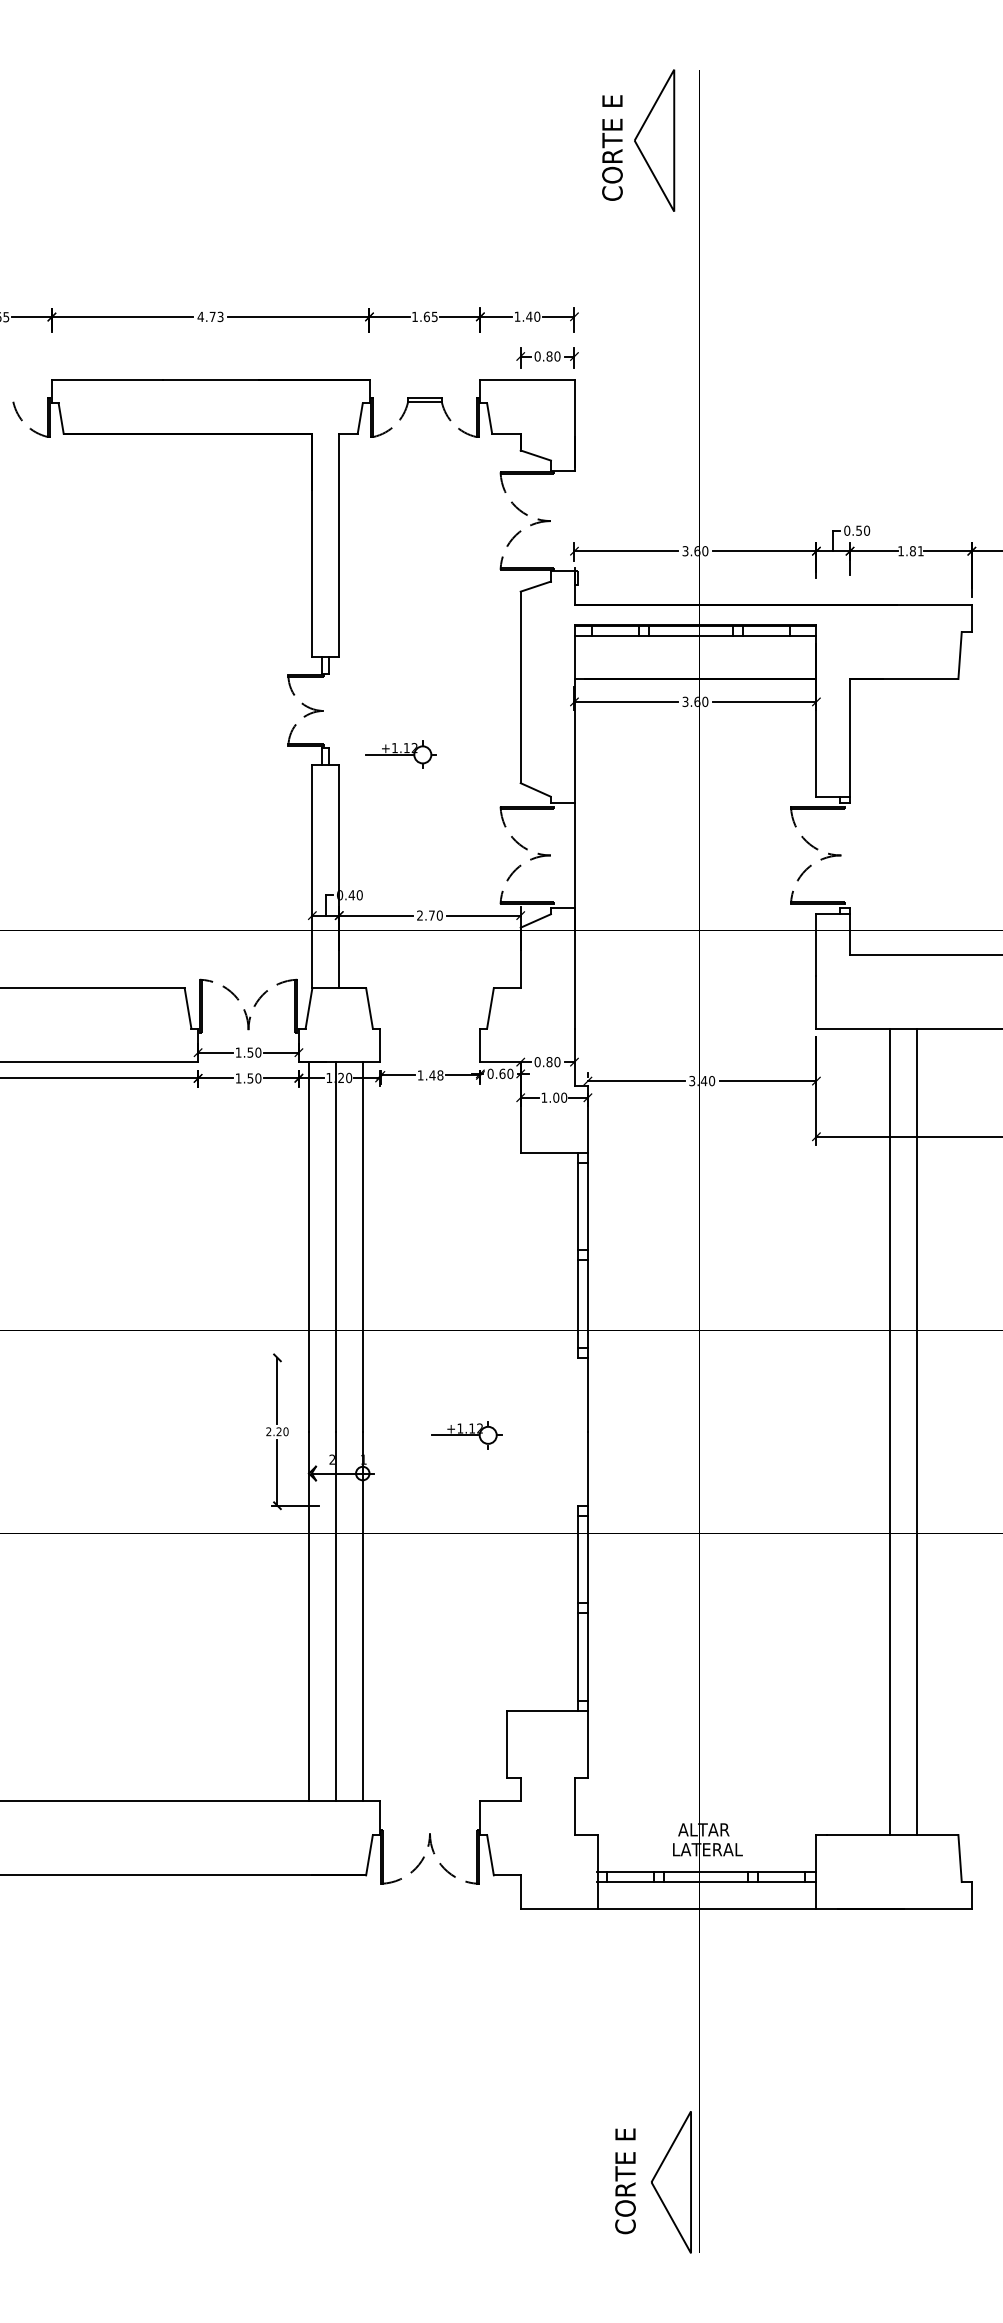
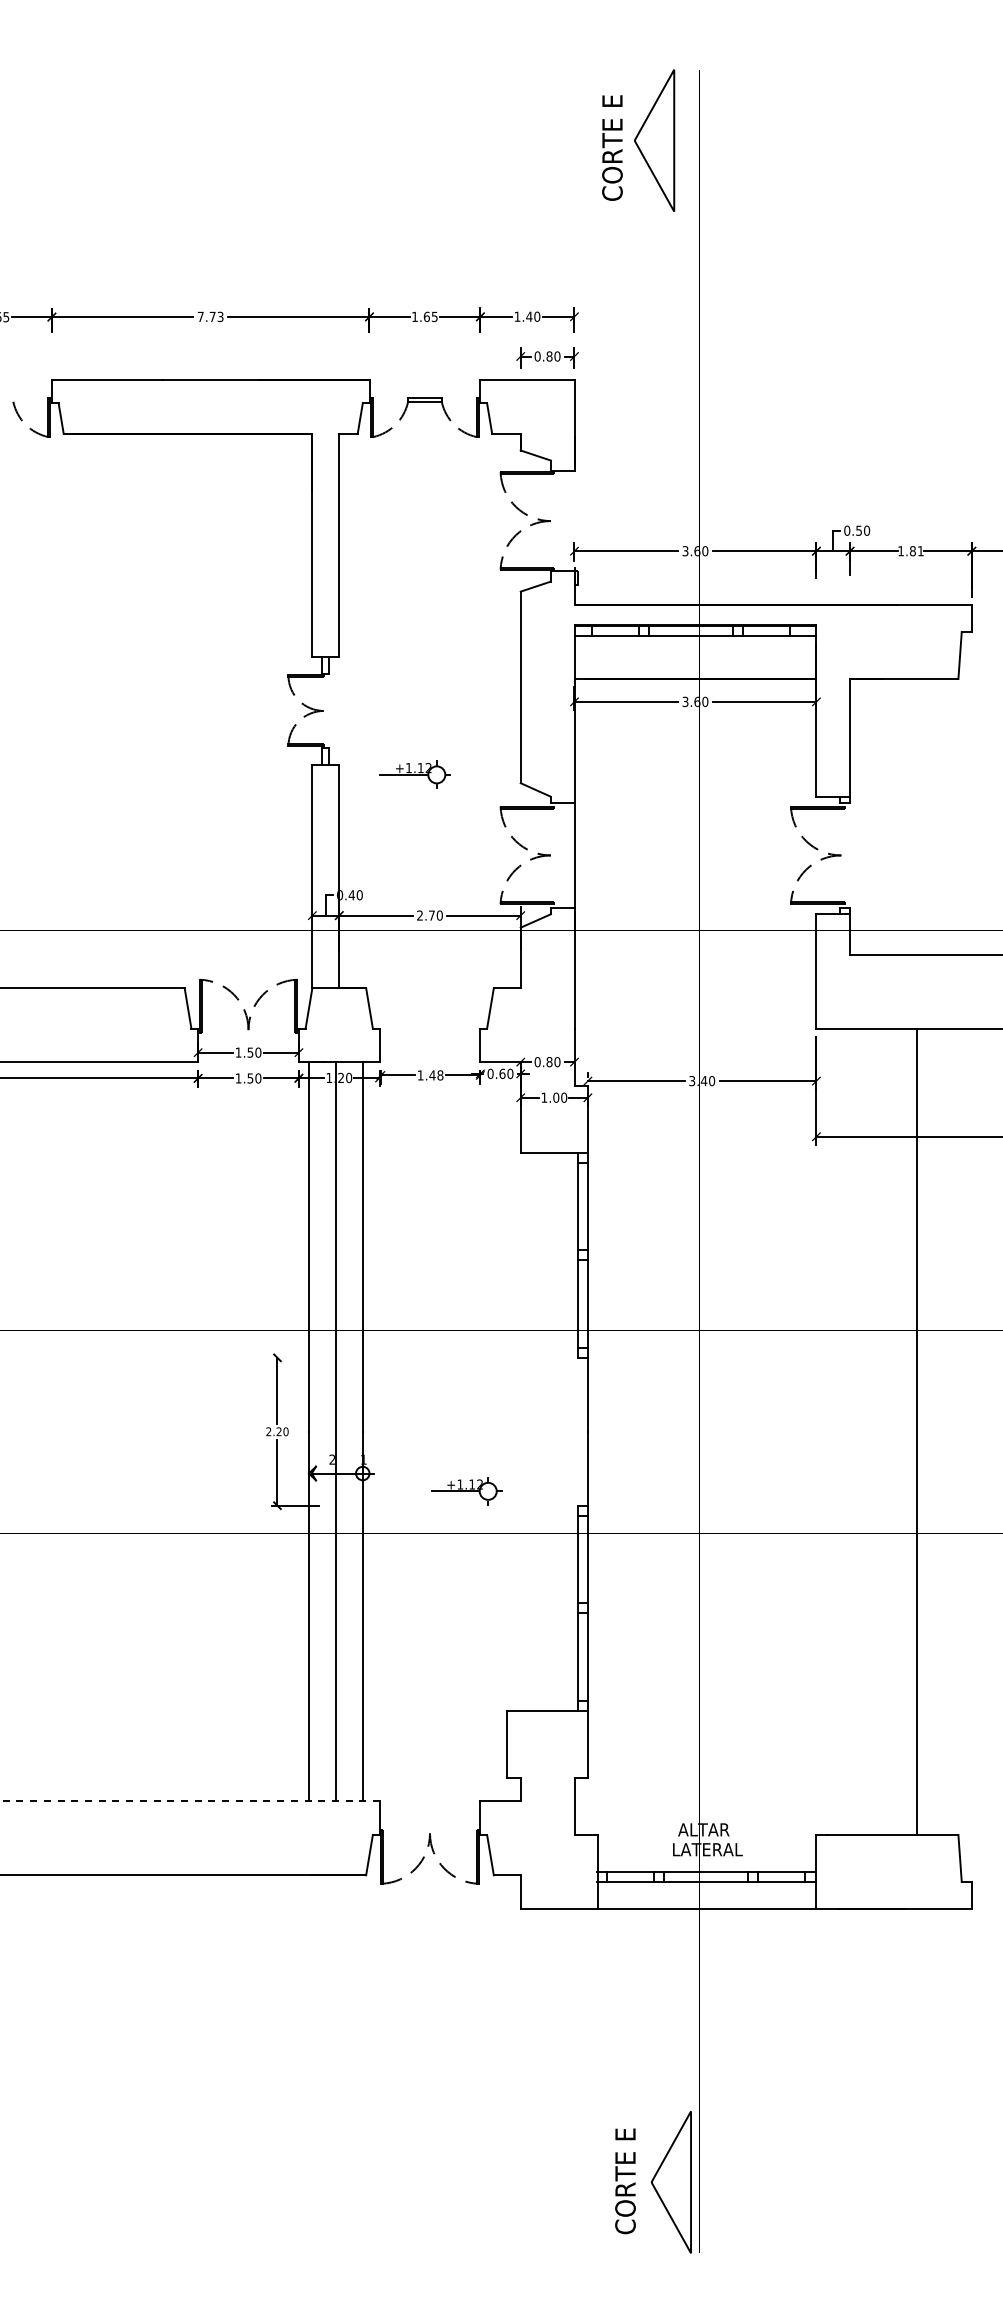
text: 4.73 -> 7.73 (200, 316)
part position: (400, 754) -> (414, 774) (414, 774)
line: present -> none (890, 1431)
part position: (466, 1435) -> (466, 1491) (466, 1491)
line: solid -> dashed (189, 1801)
